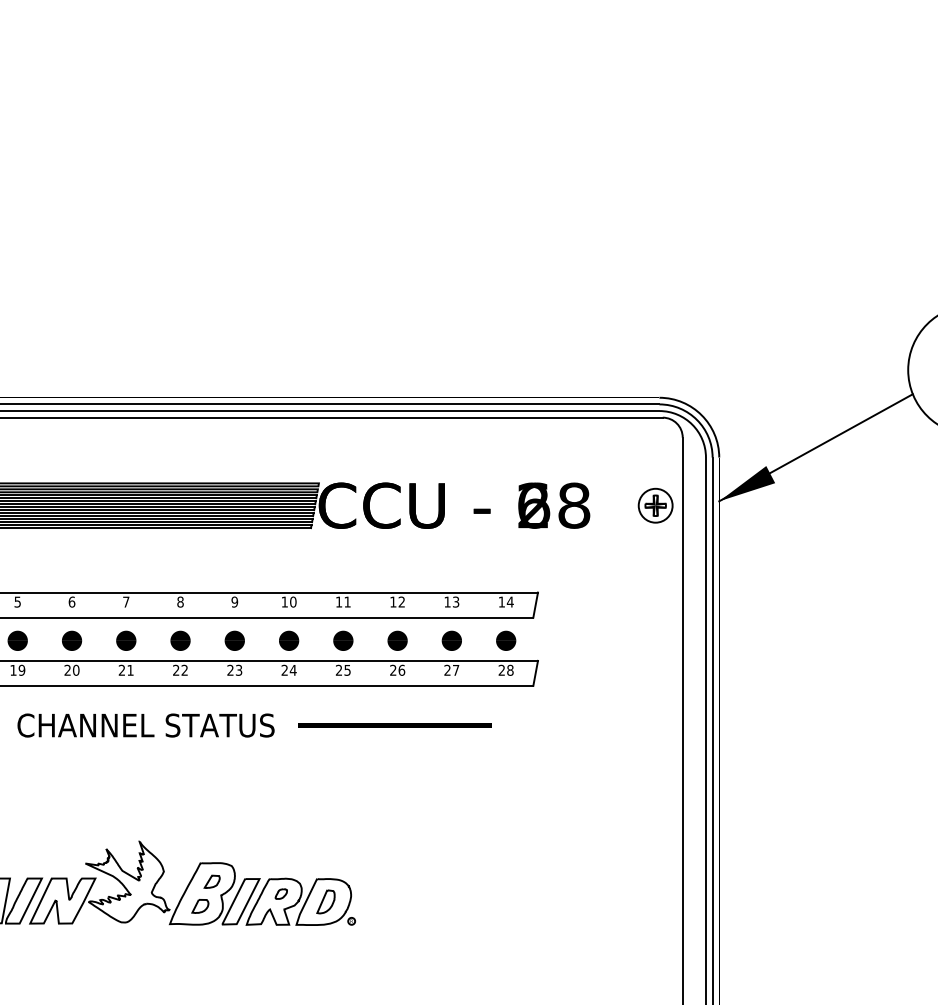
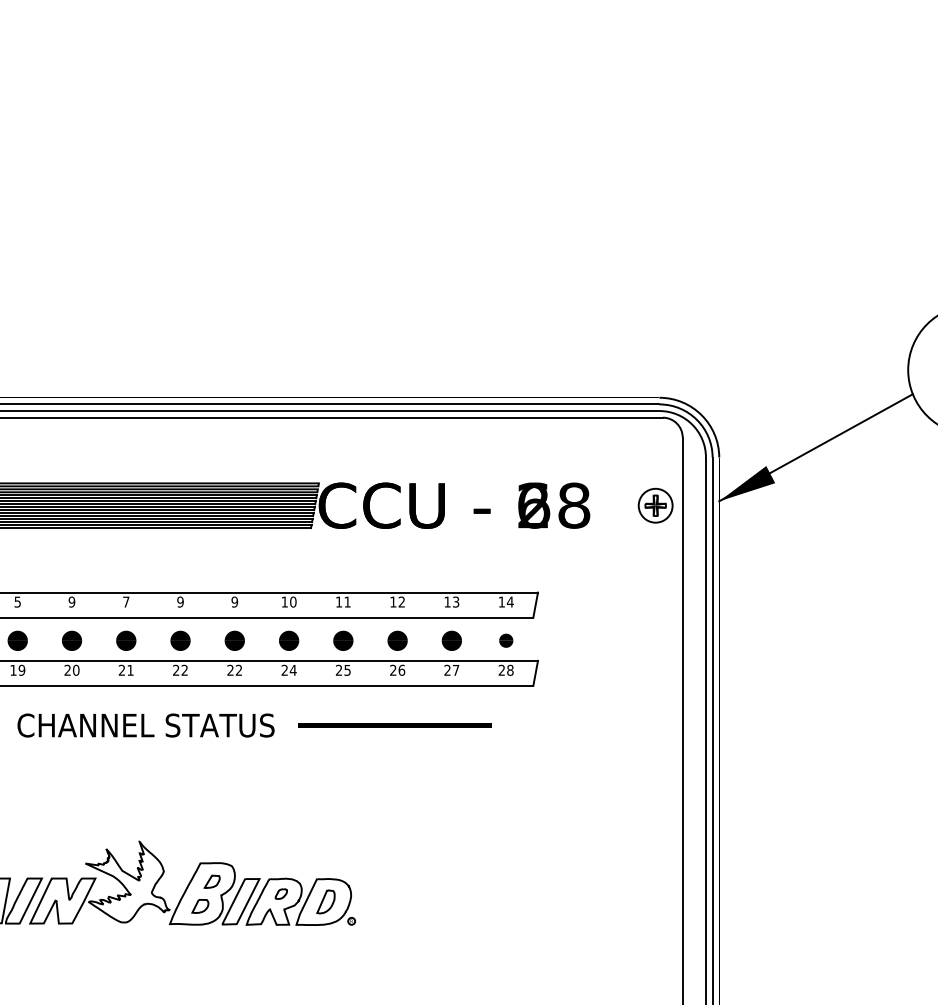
text: 6 -> 9 (71, 601)
text: 8 -> 9 (180, 601)
part size: 21x21 px -> 15x15 px (506, 640)
text: 23 -> 22 (239, 670)
